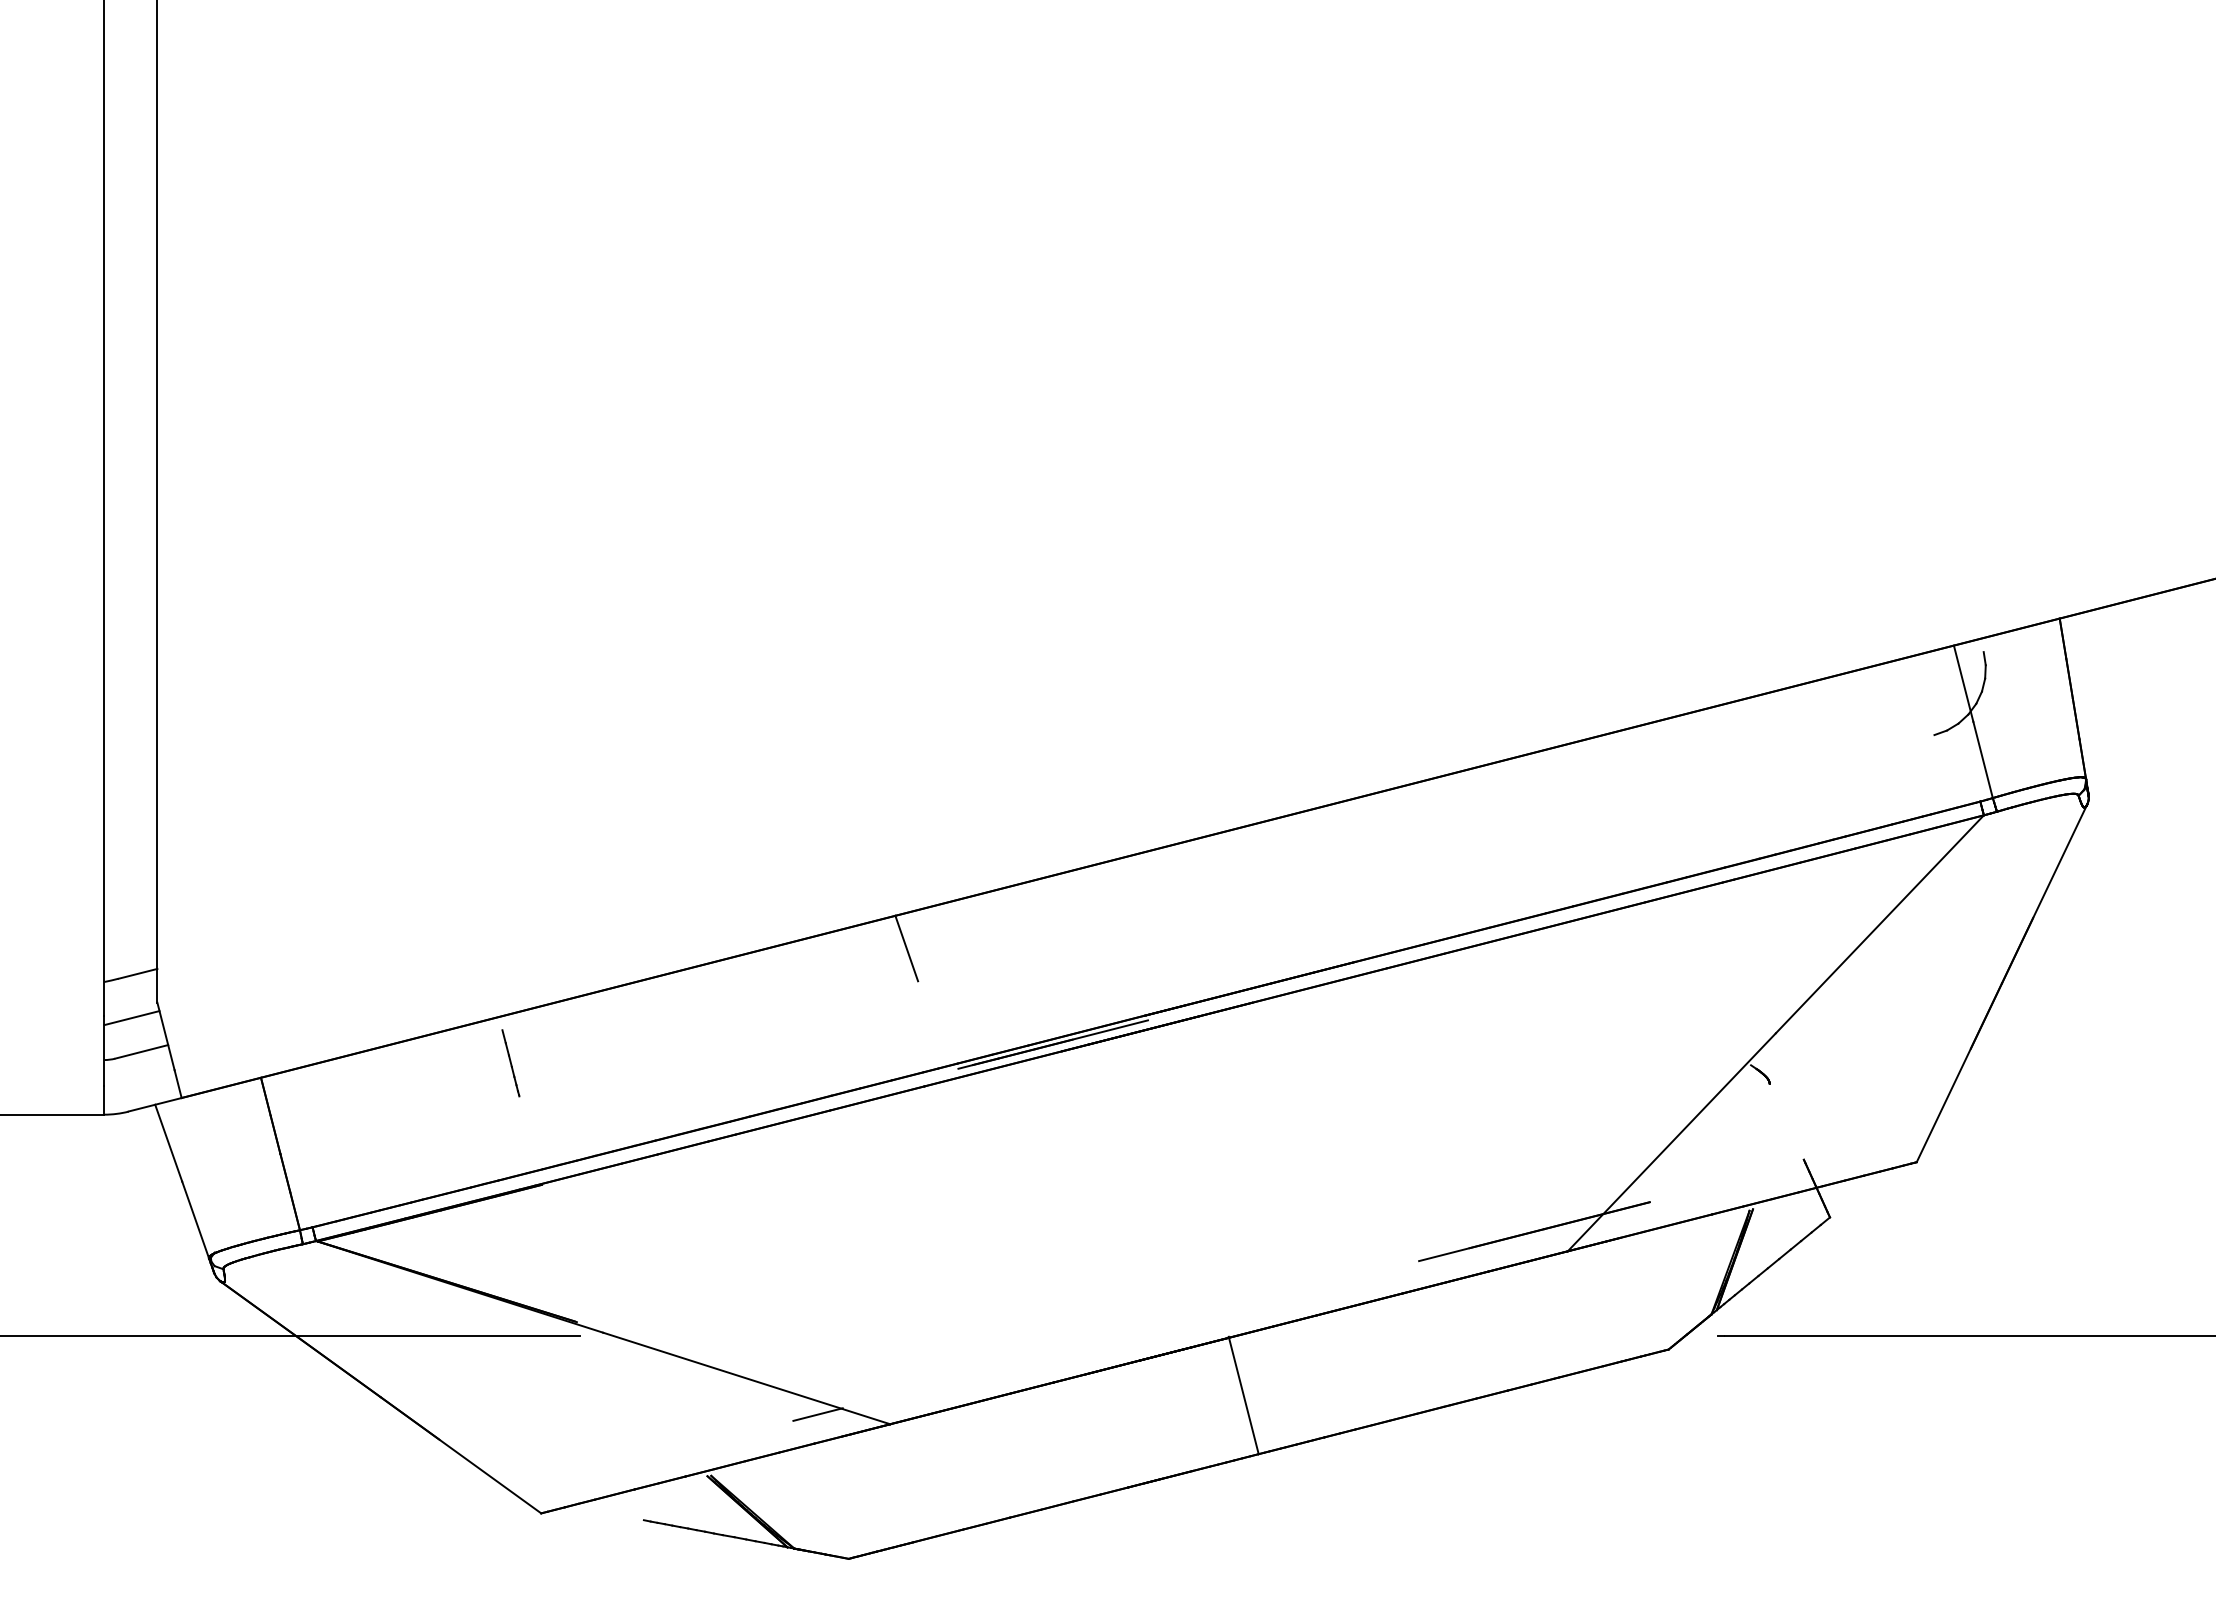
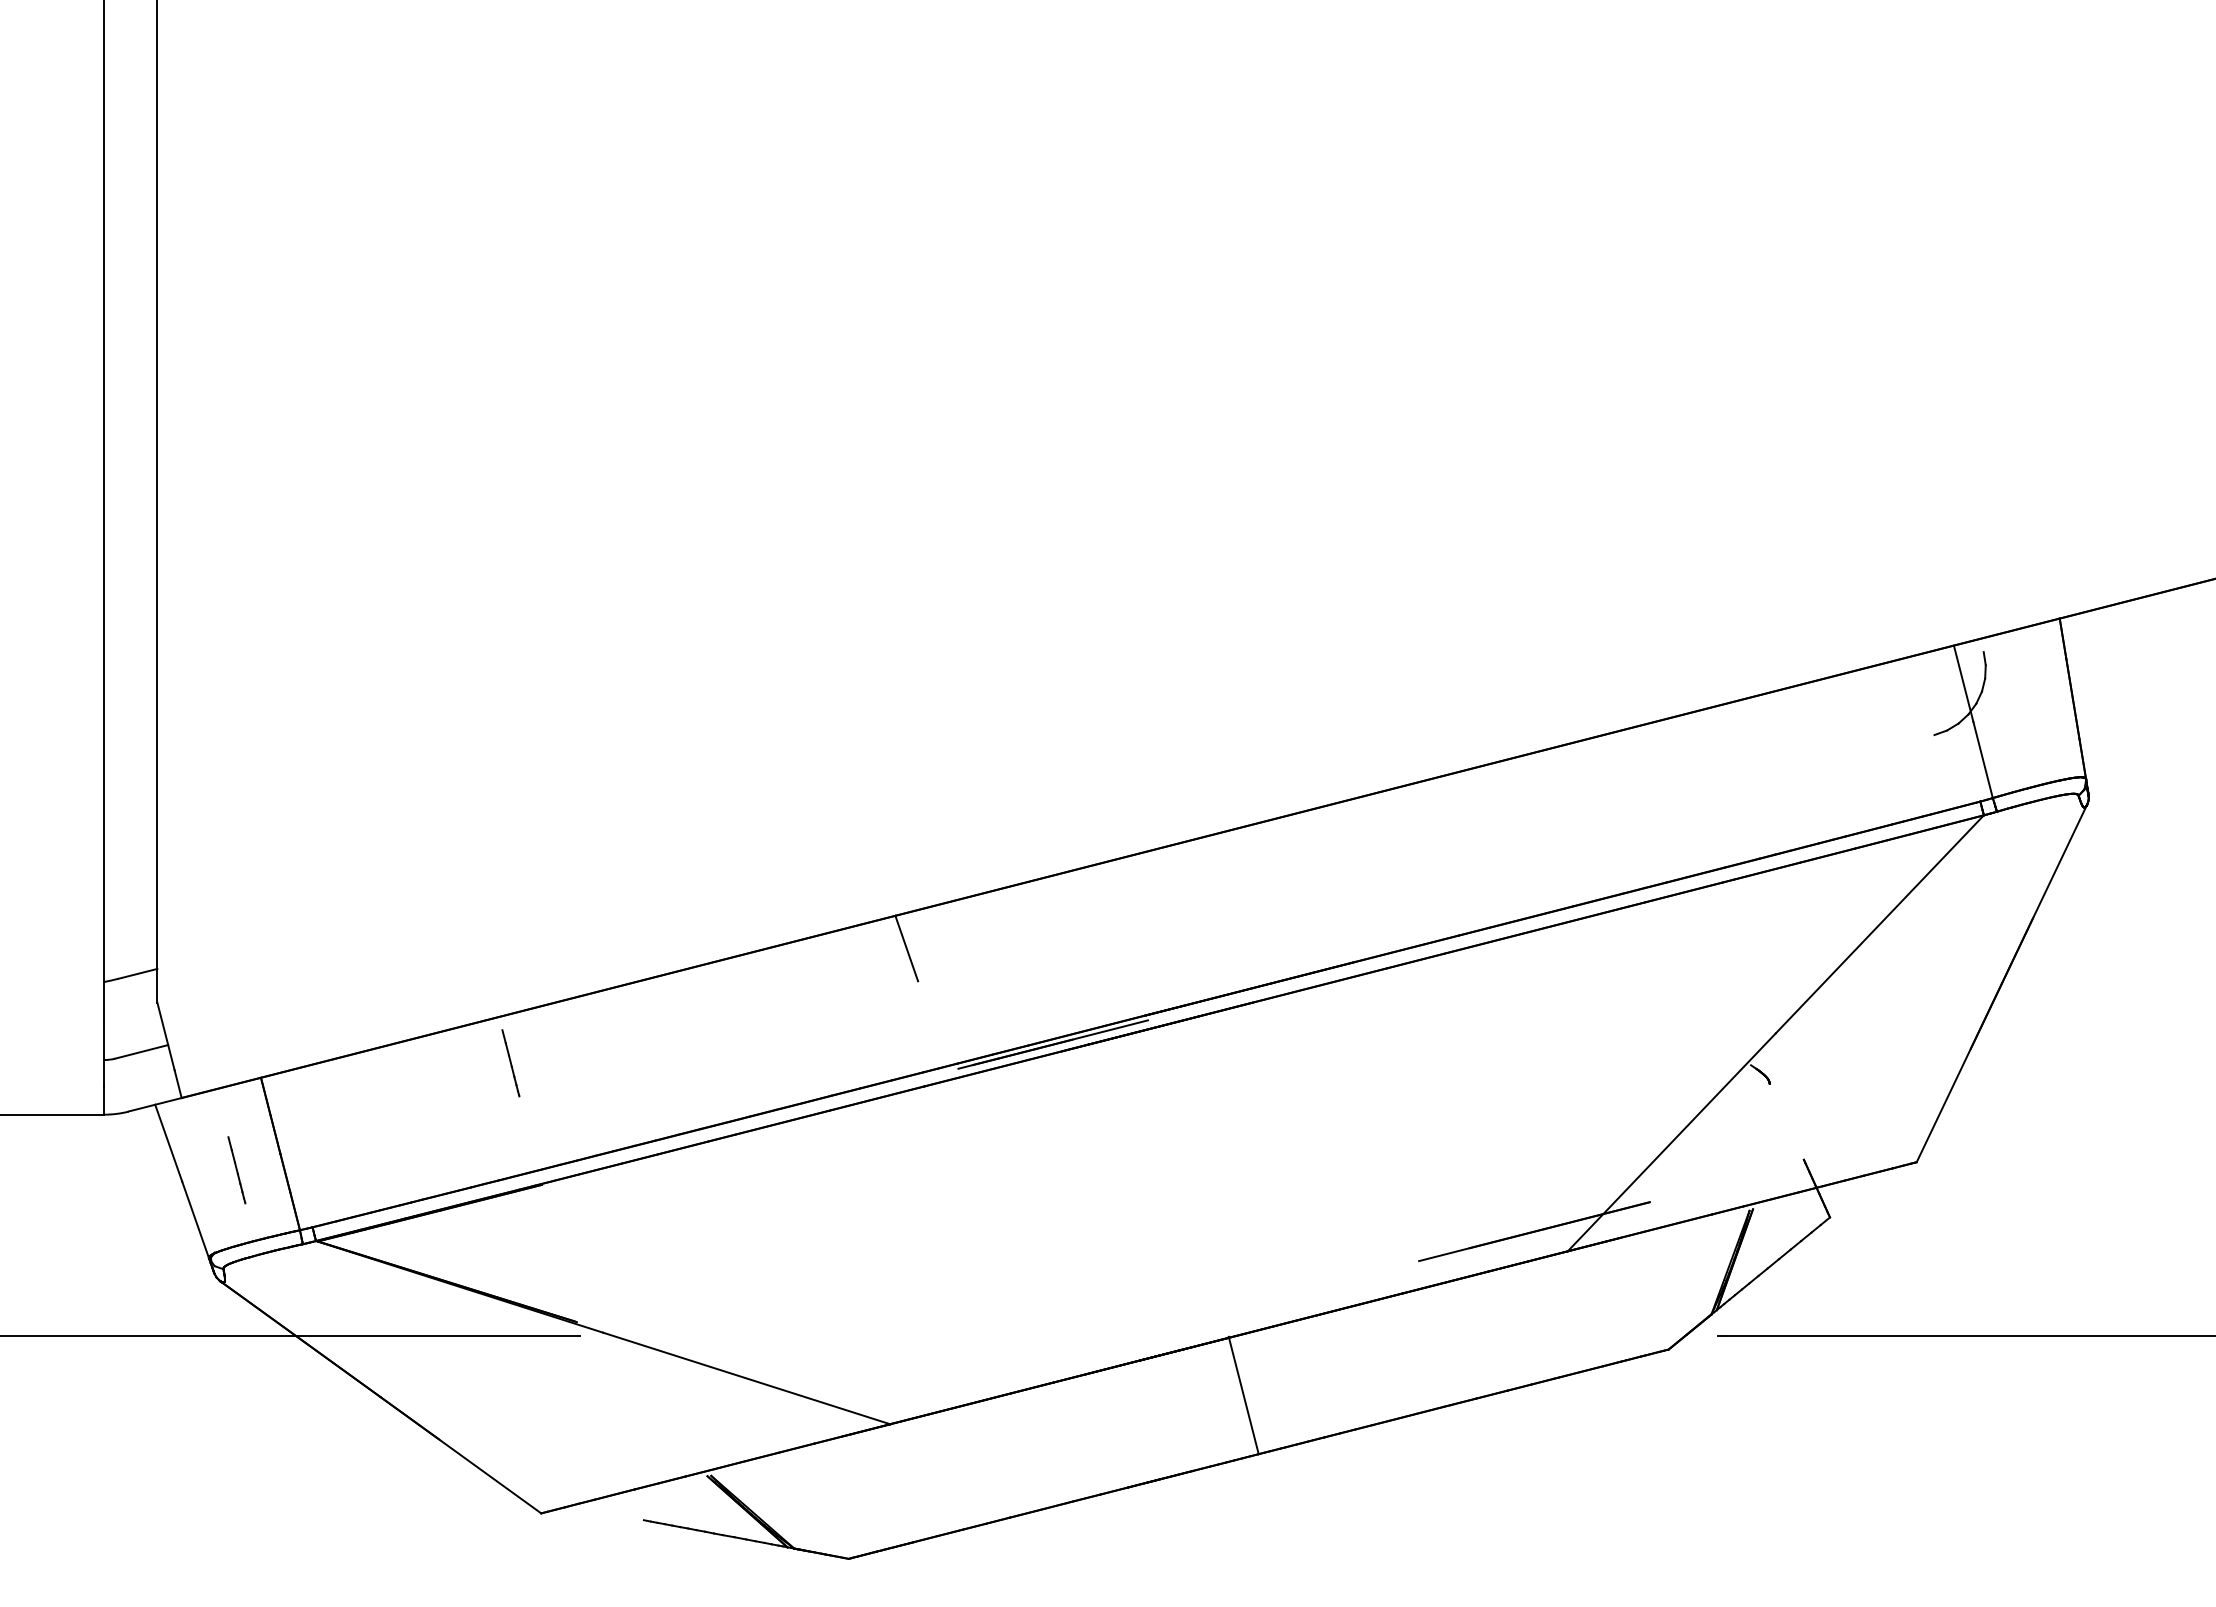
line: present -> none (131, 1018)
line: none -> present (236, 1170)
line: present -> none (817, 1414)
